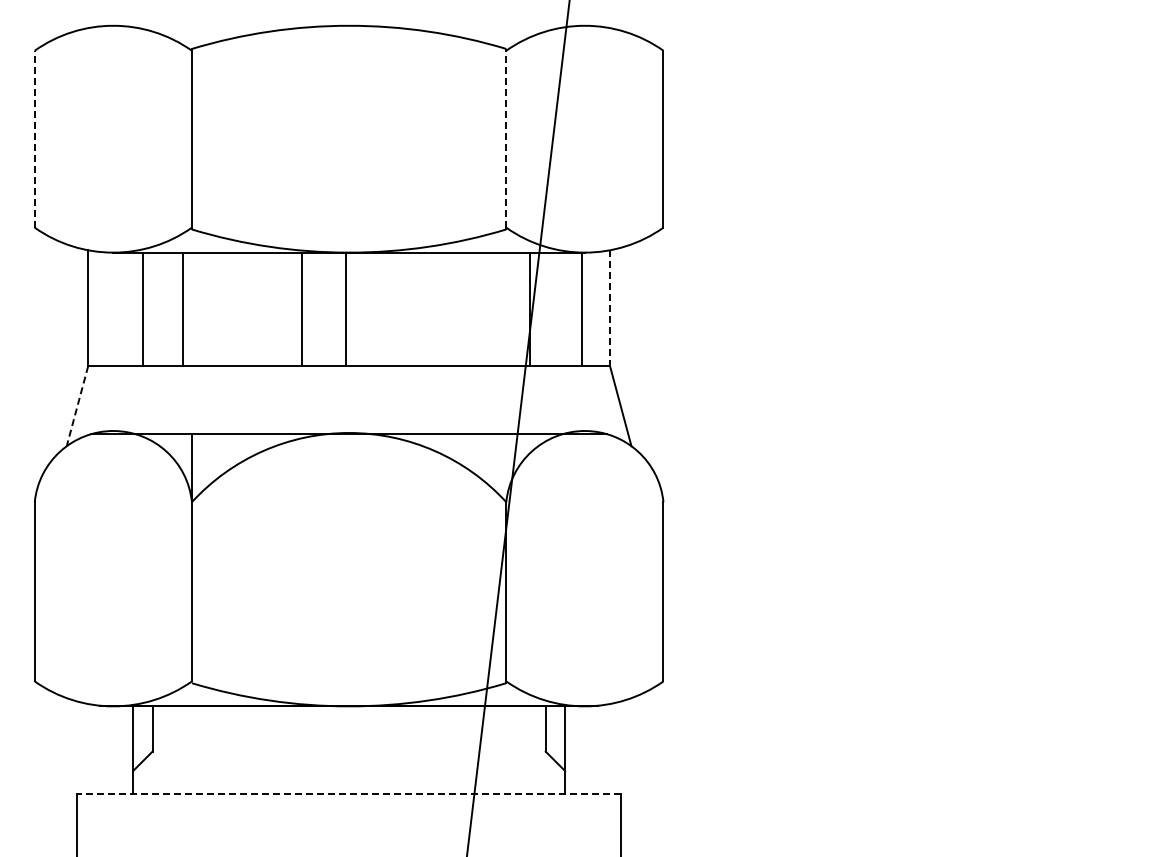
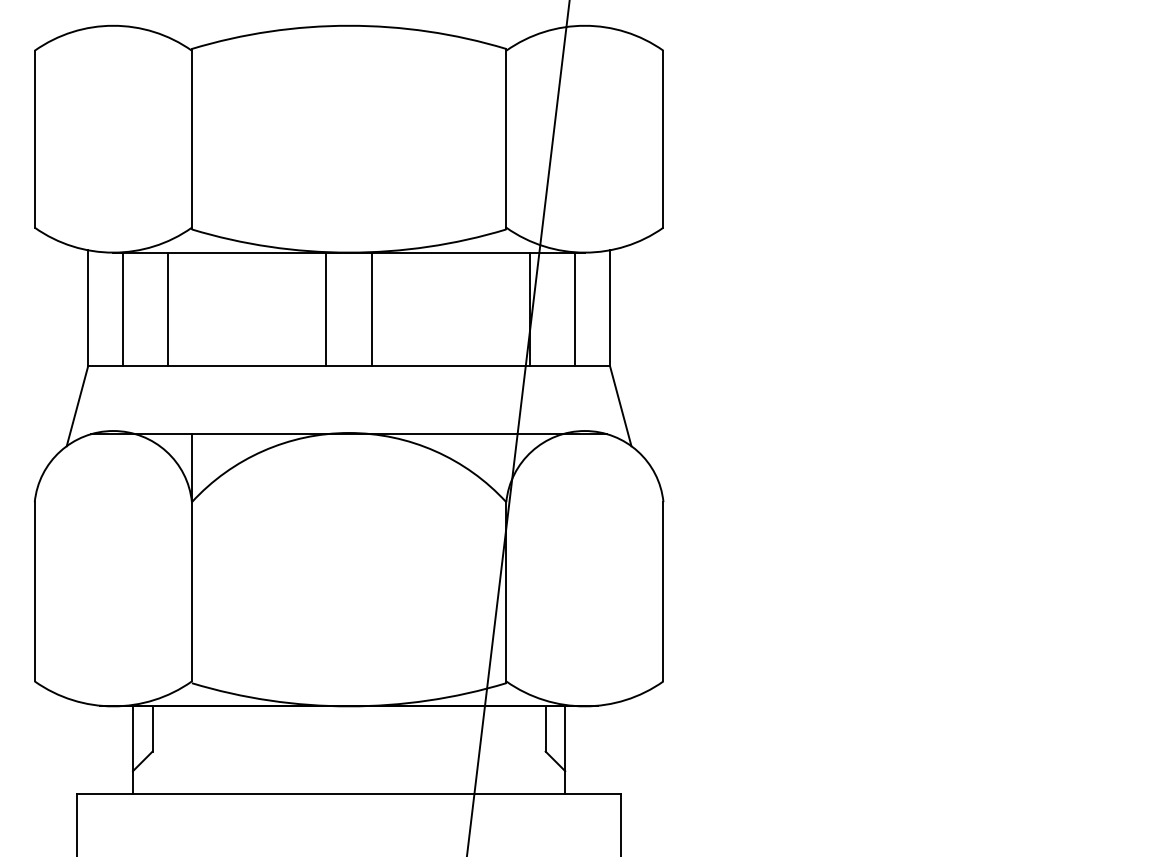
line: dashed -> solid (506, 137)
line: dashed -> solid (34, 138)
line: dashed -> solid (610, 308)
line position: (142, 309) -> (122, 309) (122, 309)
line position: (183, 309) -> (168, 309) (168, 309)
line position: (302, 309) -> (326, 309) (326, 309)
line position: (345, 309) -> (371, 309) (371, 309)
line position: (582, 309) -> (575, 309) (575, 309)
line: dashed -> solid (77, 406)
line: dashed -> solid (348, 793)
